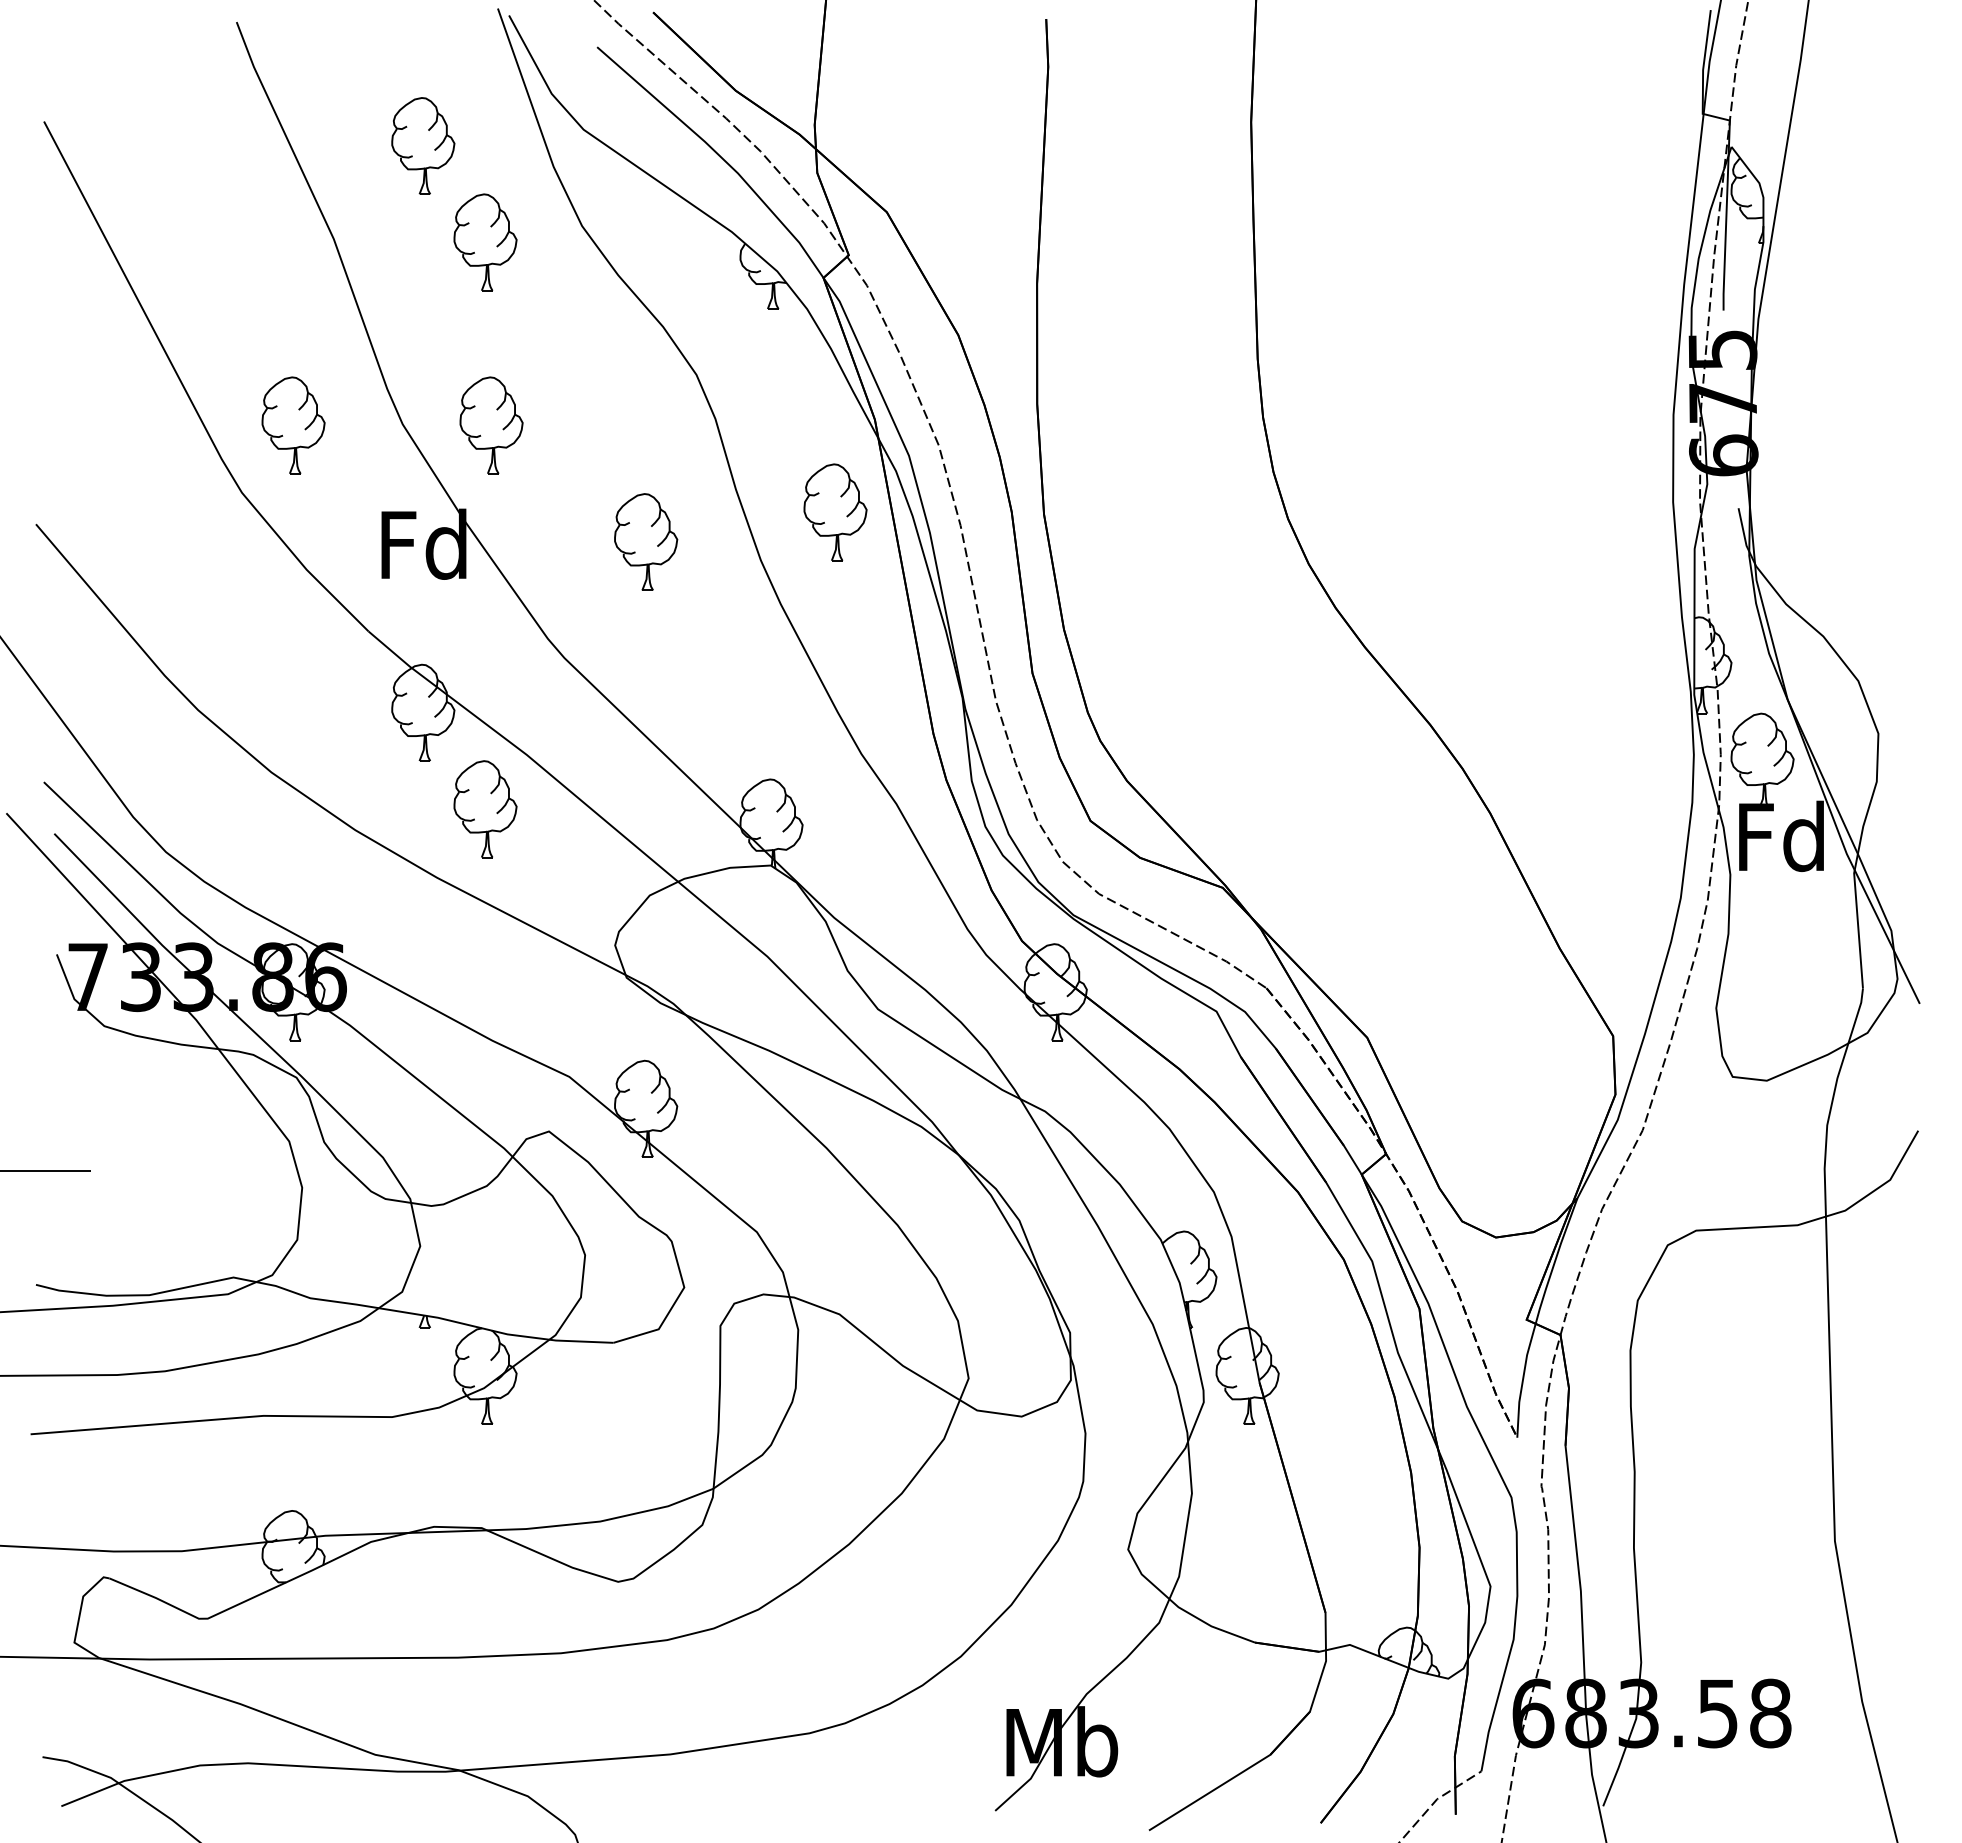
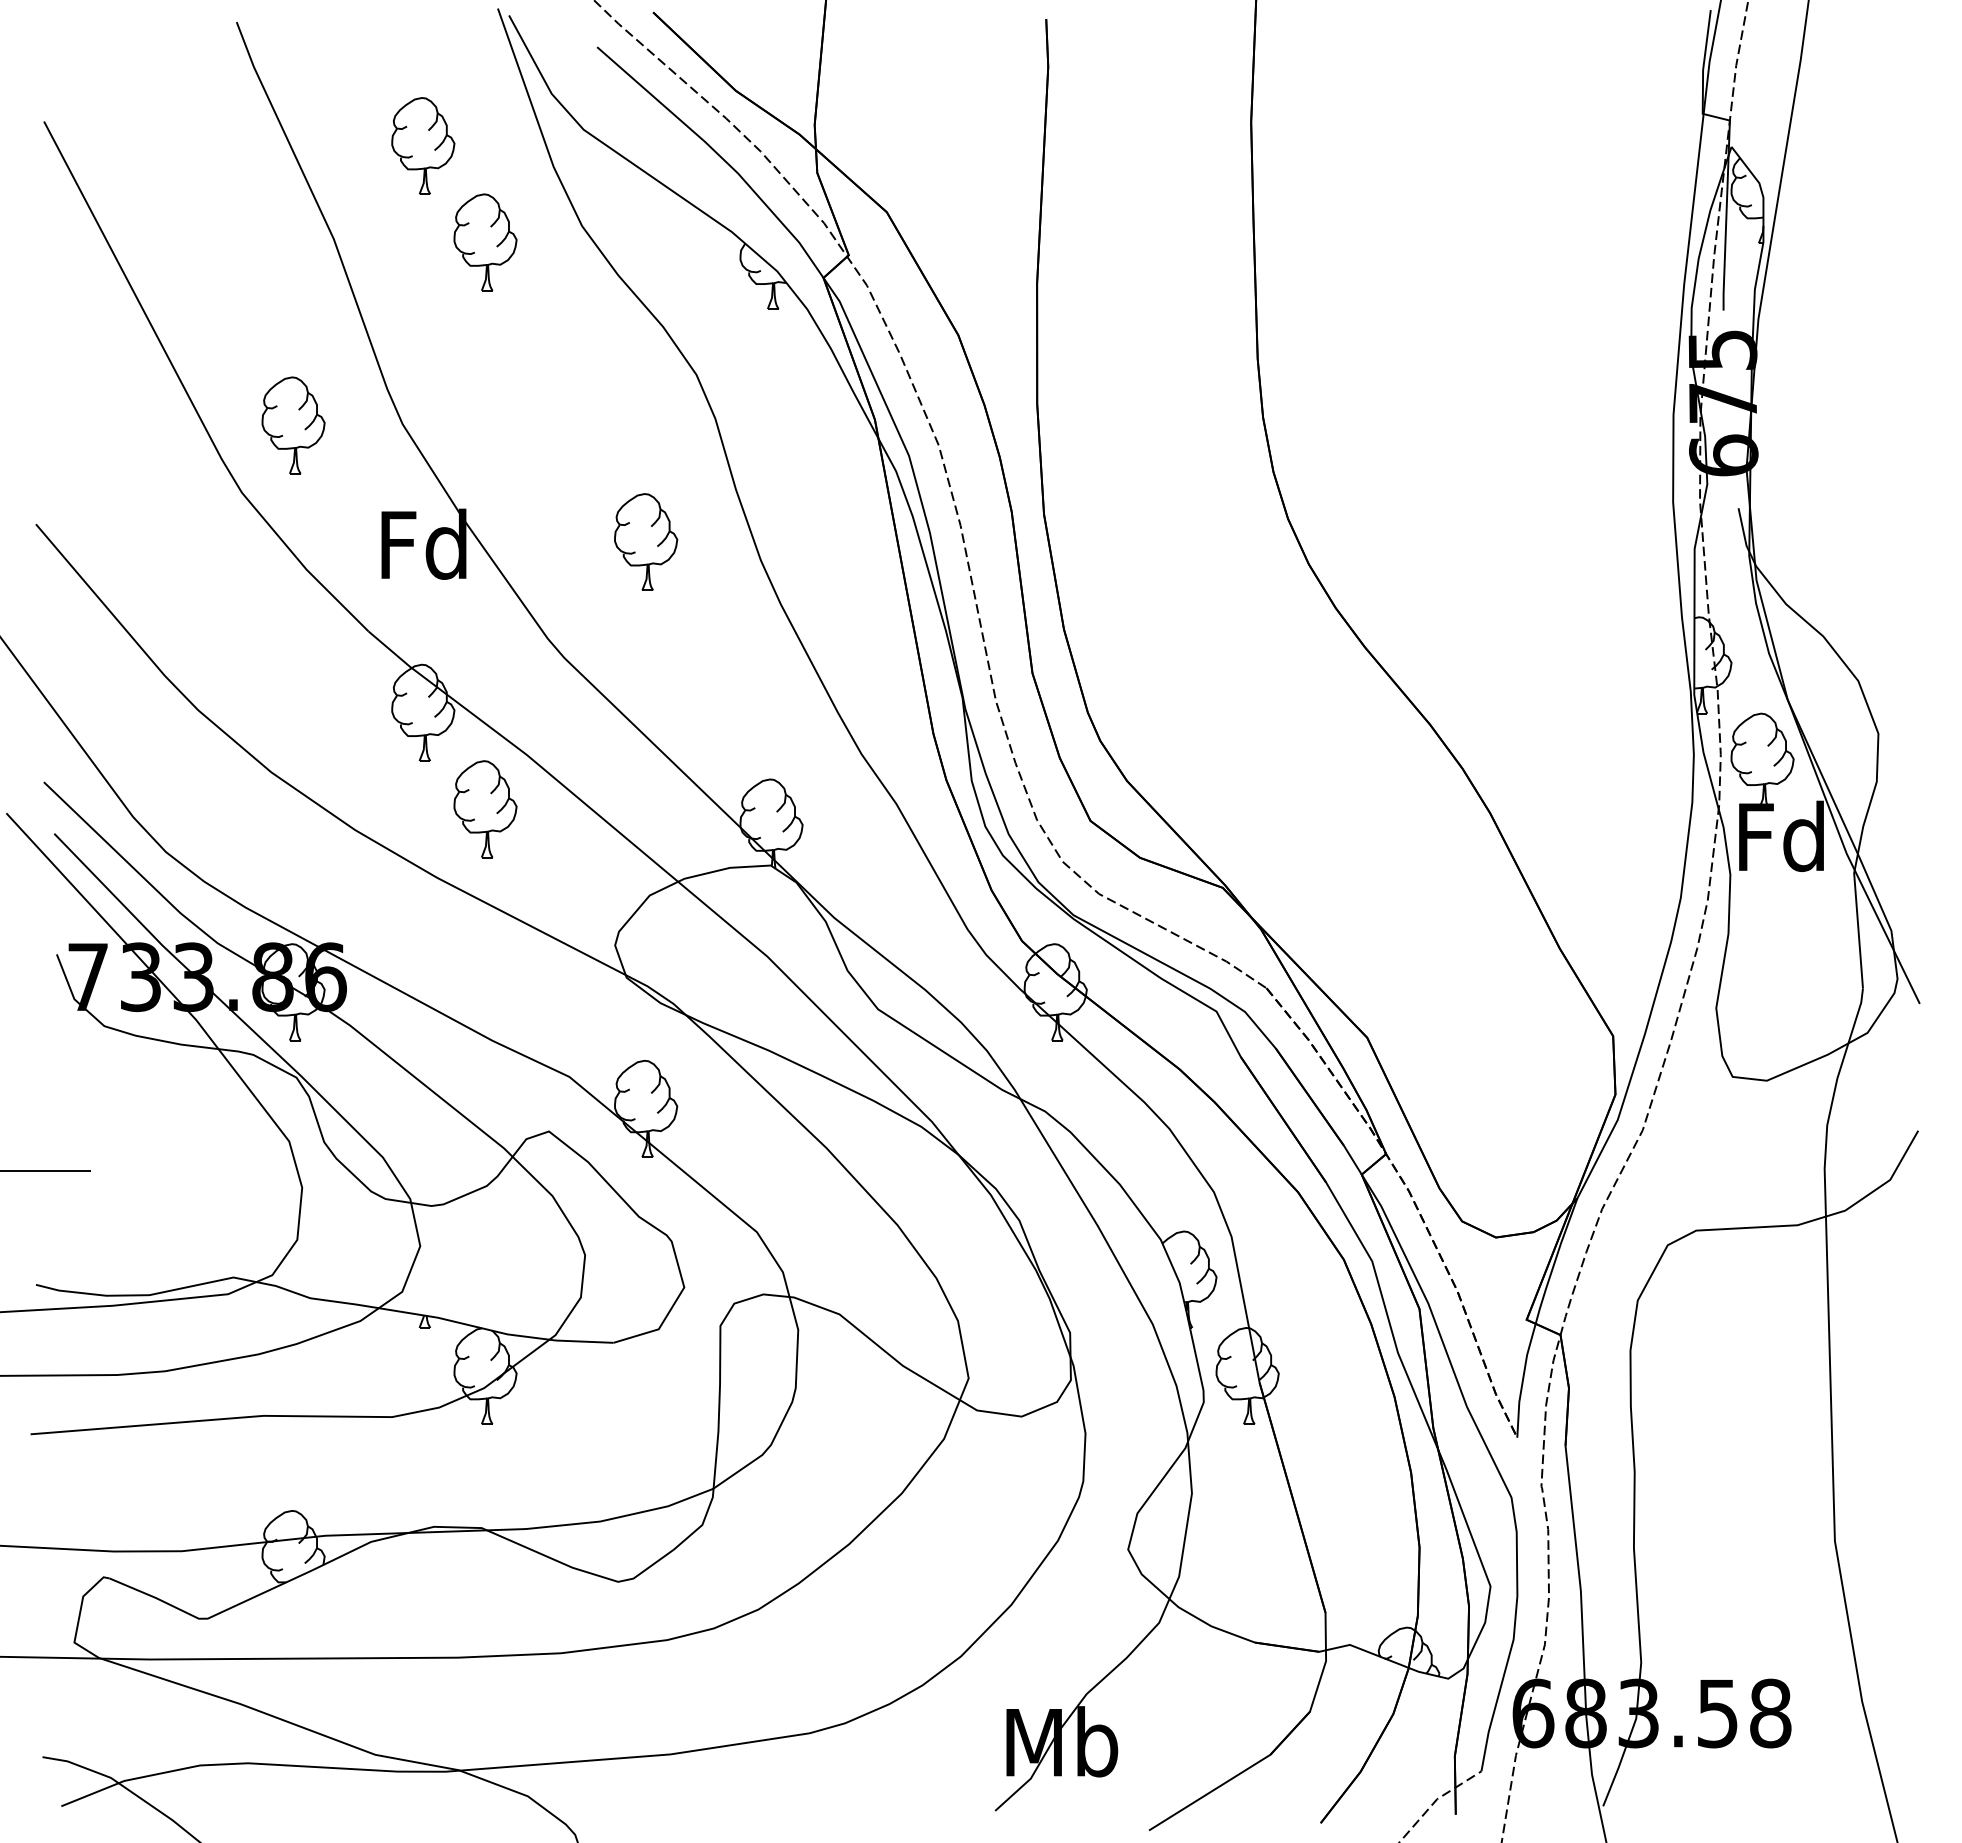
part: present -> none (491, 425)
part: present -> none (835, 512)
